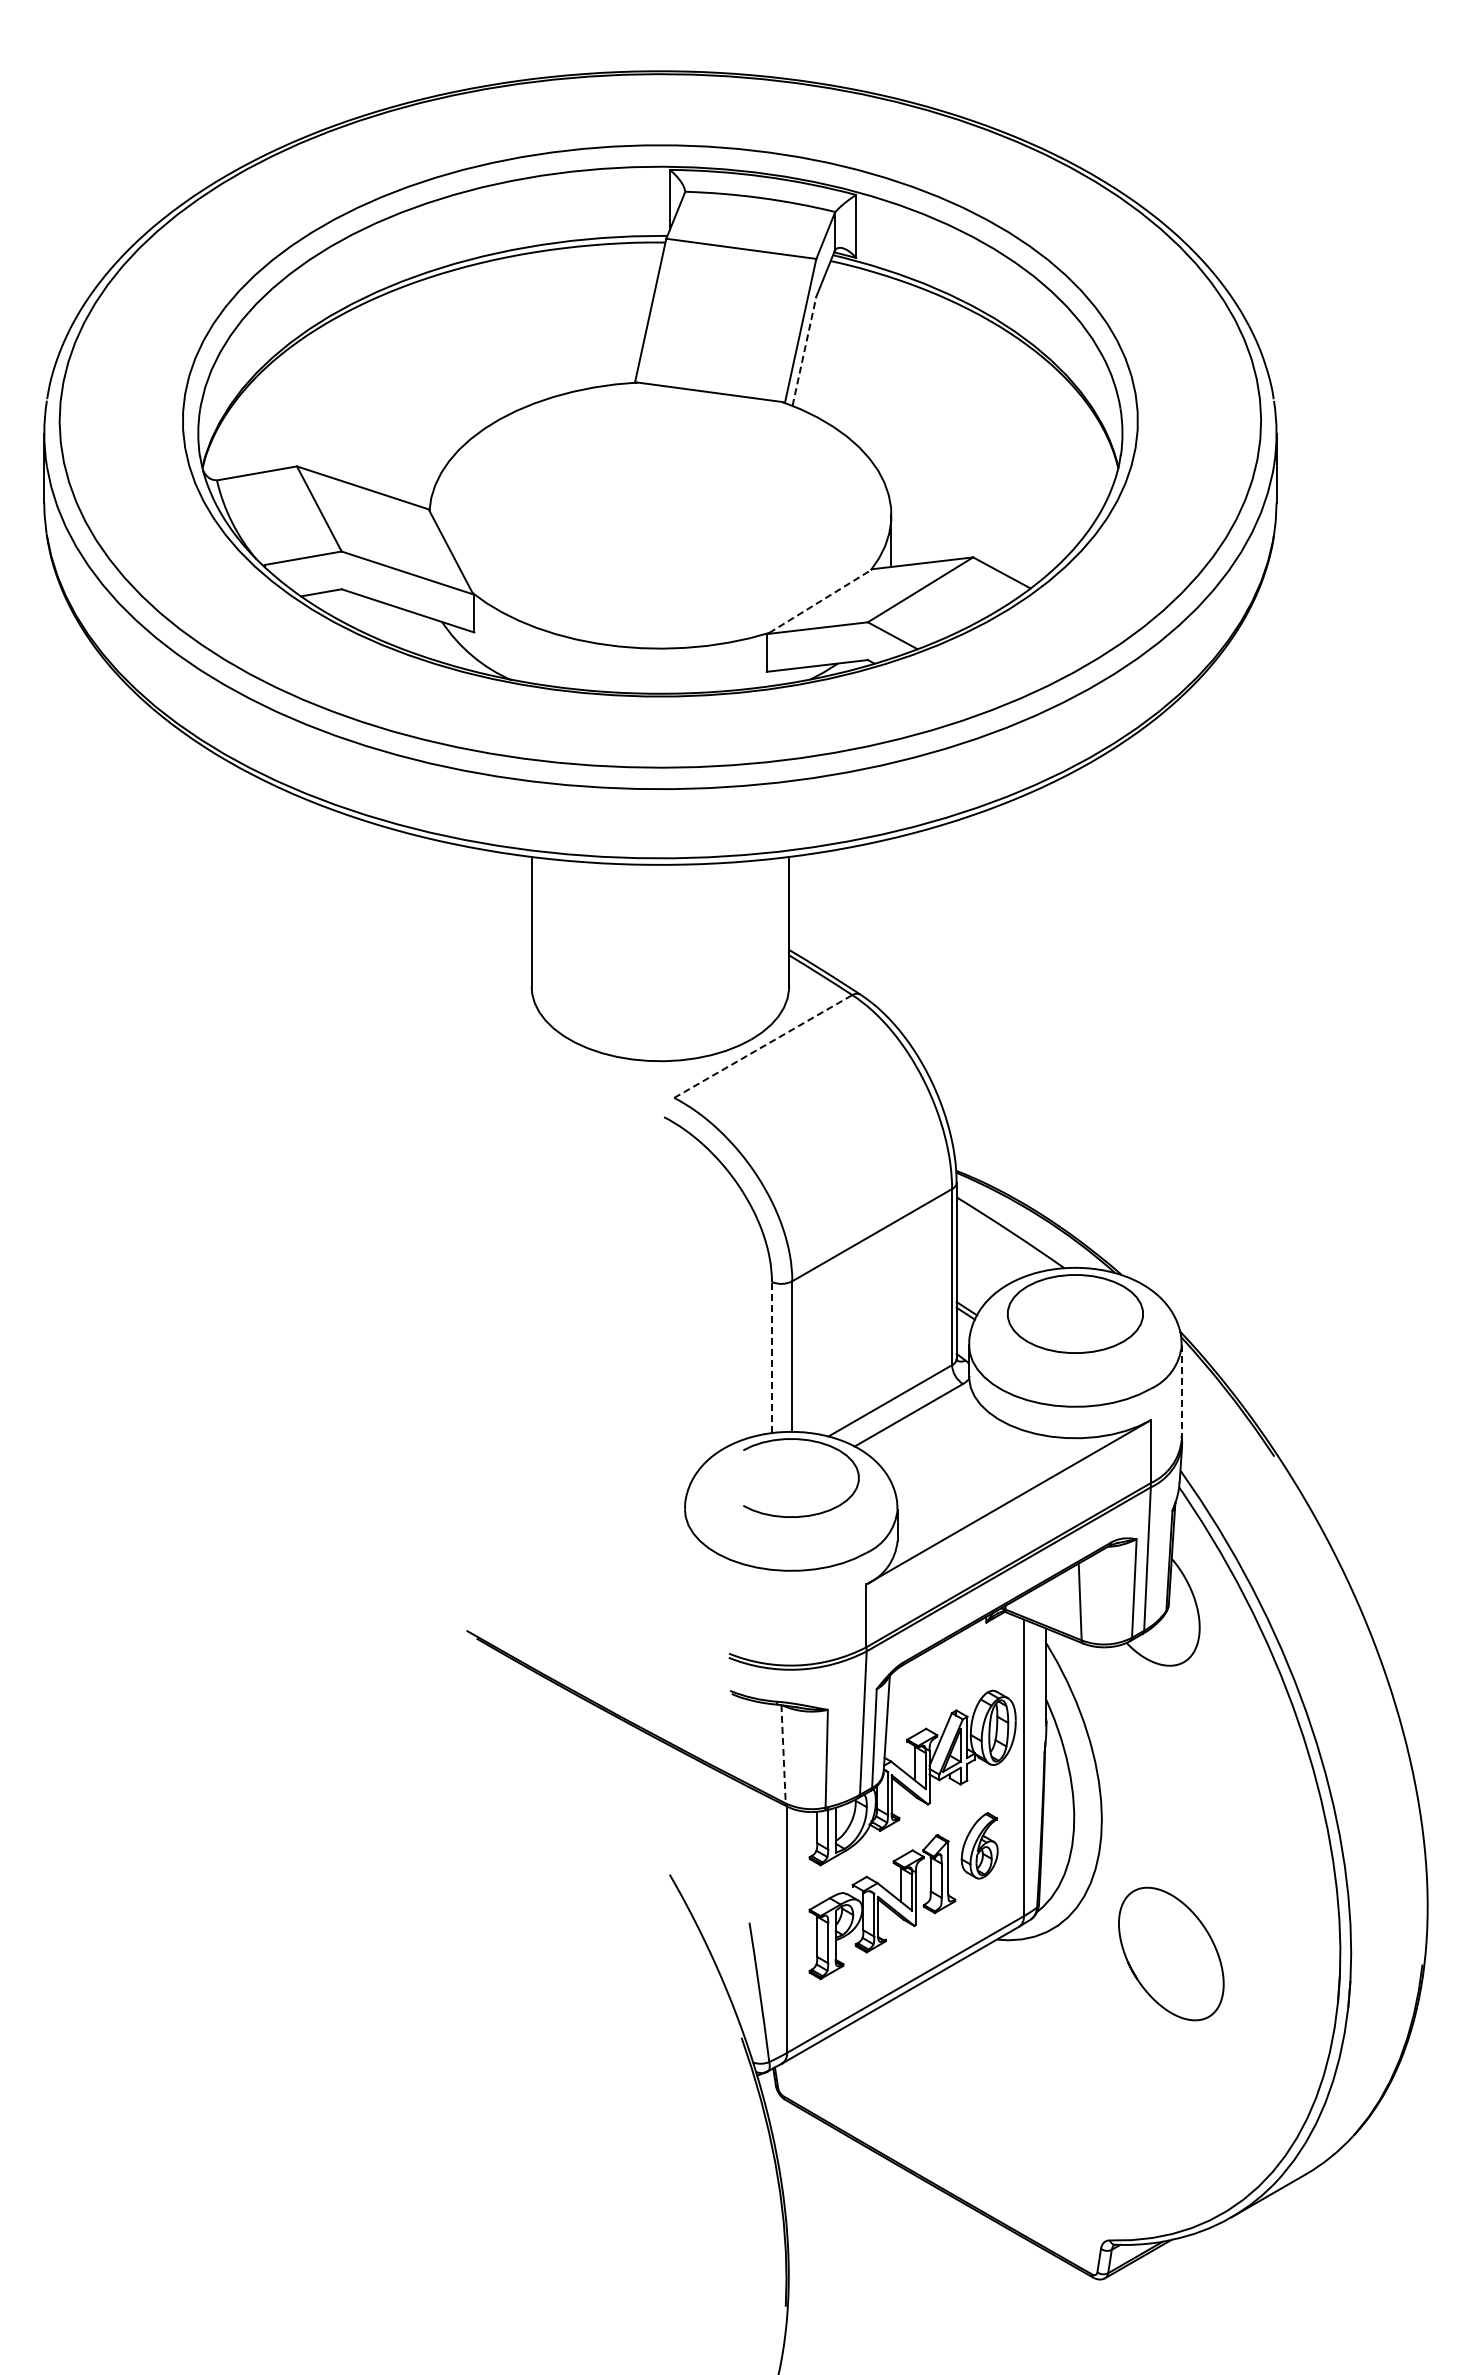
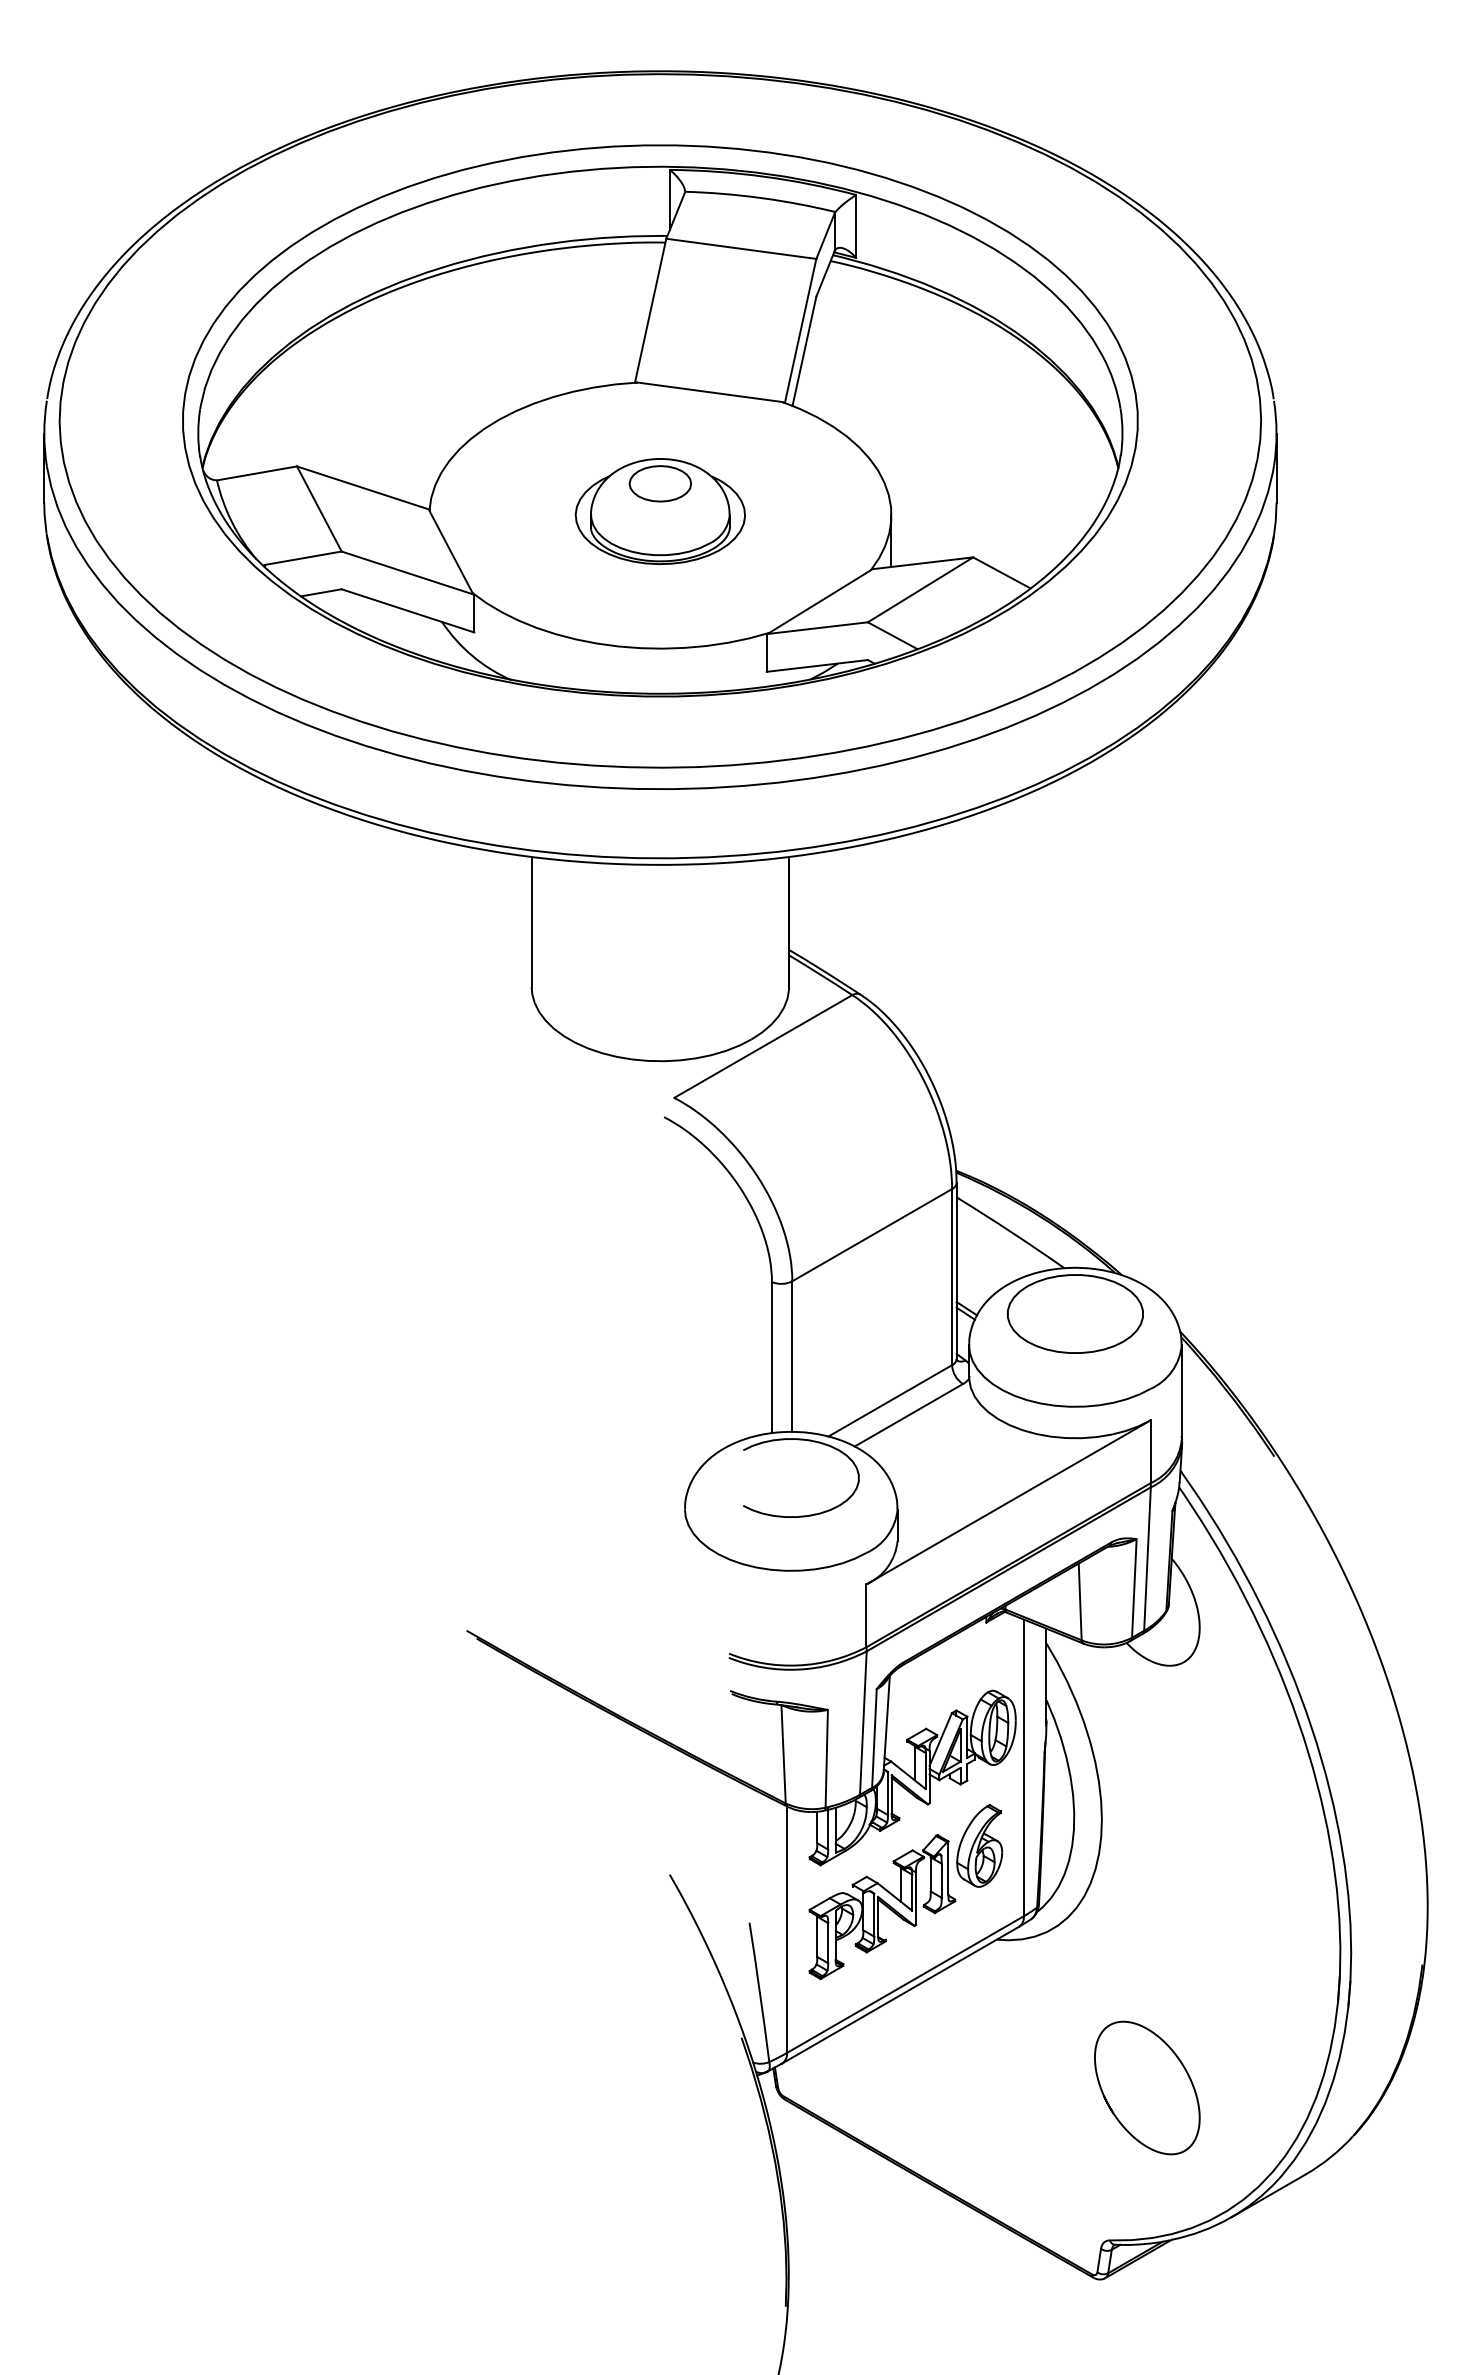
line: dashed -> solid (804, 351)
part: none -> present (659, 511)
line: dashed -> solid (820, 601)
line: dashed -> solid (763, 1046)
line: dashed -> solid (771, 1357)
line: dashed -> solid (1181, 1392)
line: dashed -> solid (783, 1754)
part size: 39x68 px -> 48x85 px (979, 1845)
curve position: (1207, 1934) -> (1183, 2068) (1183, 2068)
